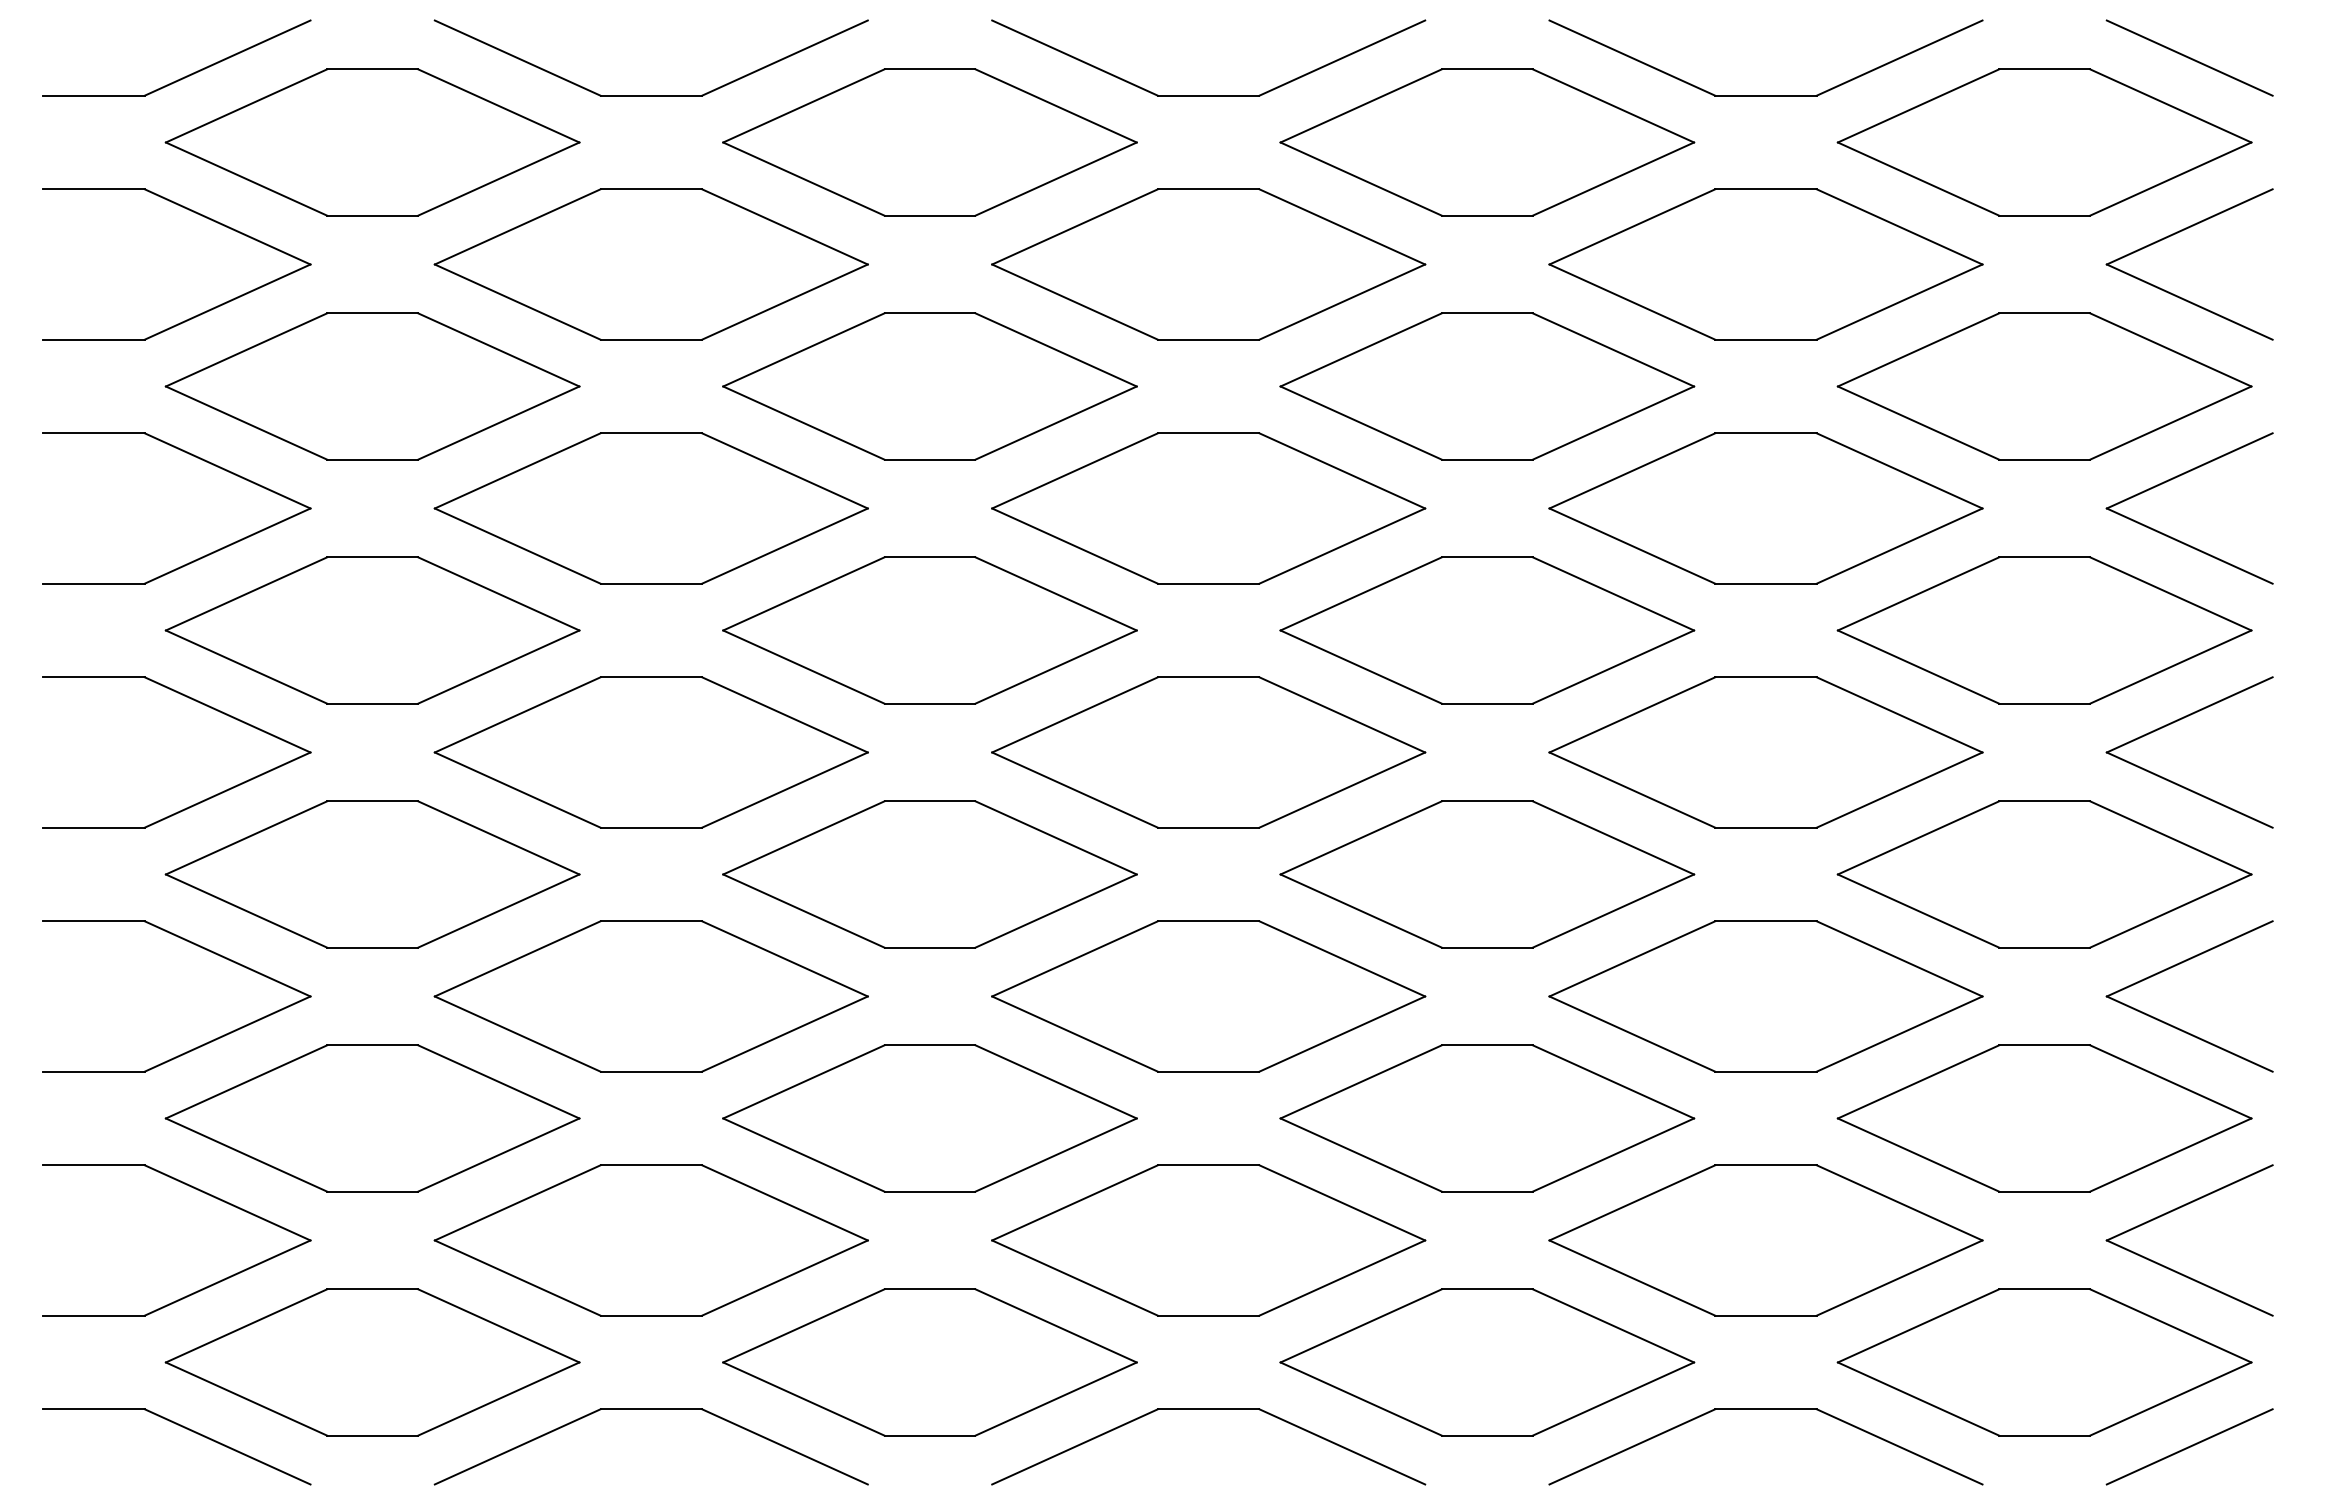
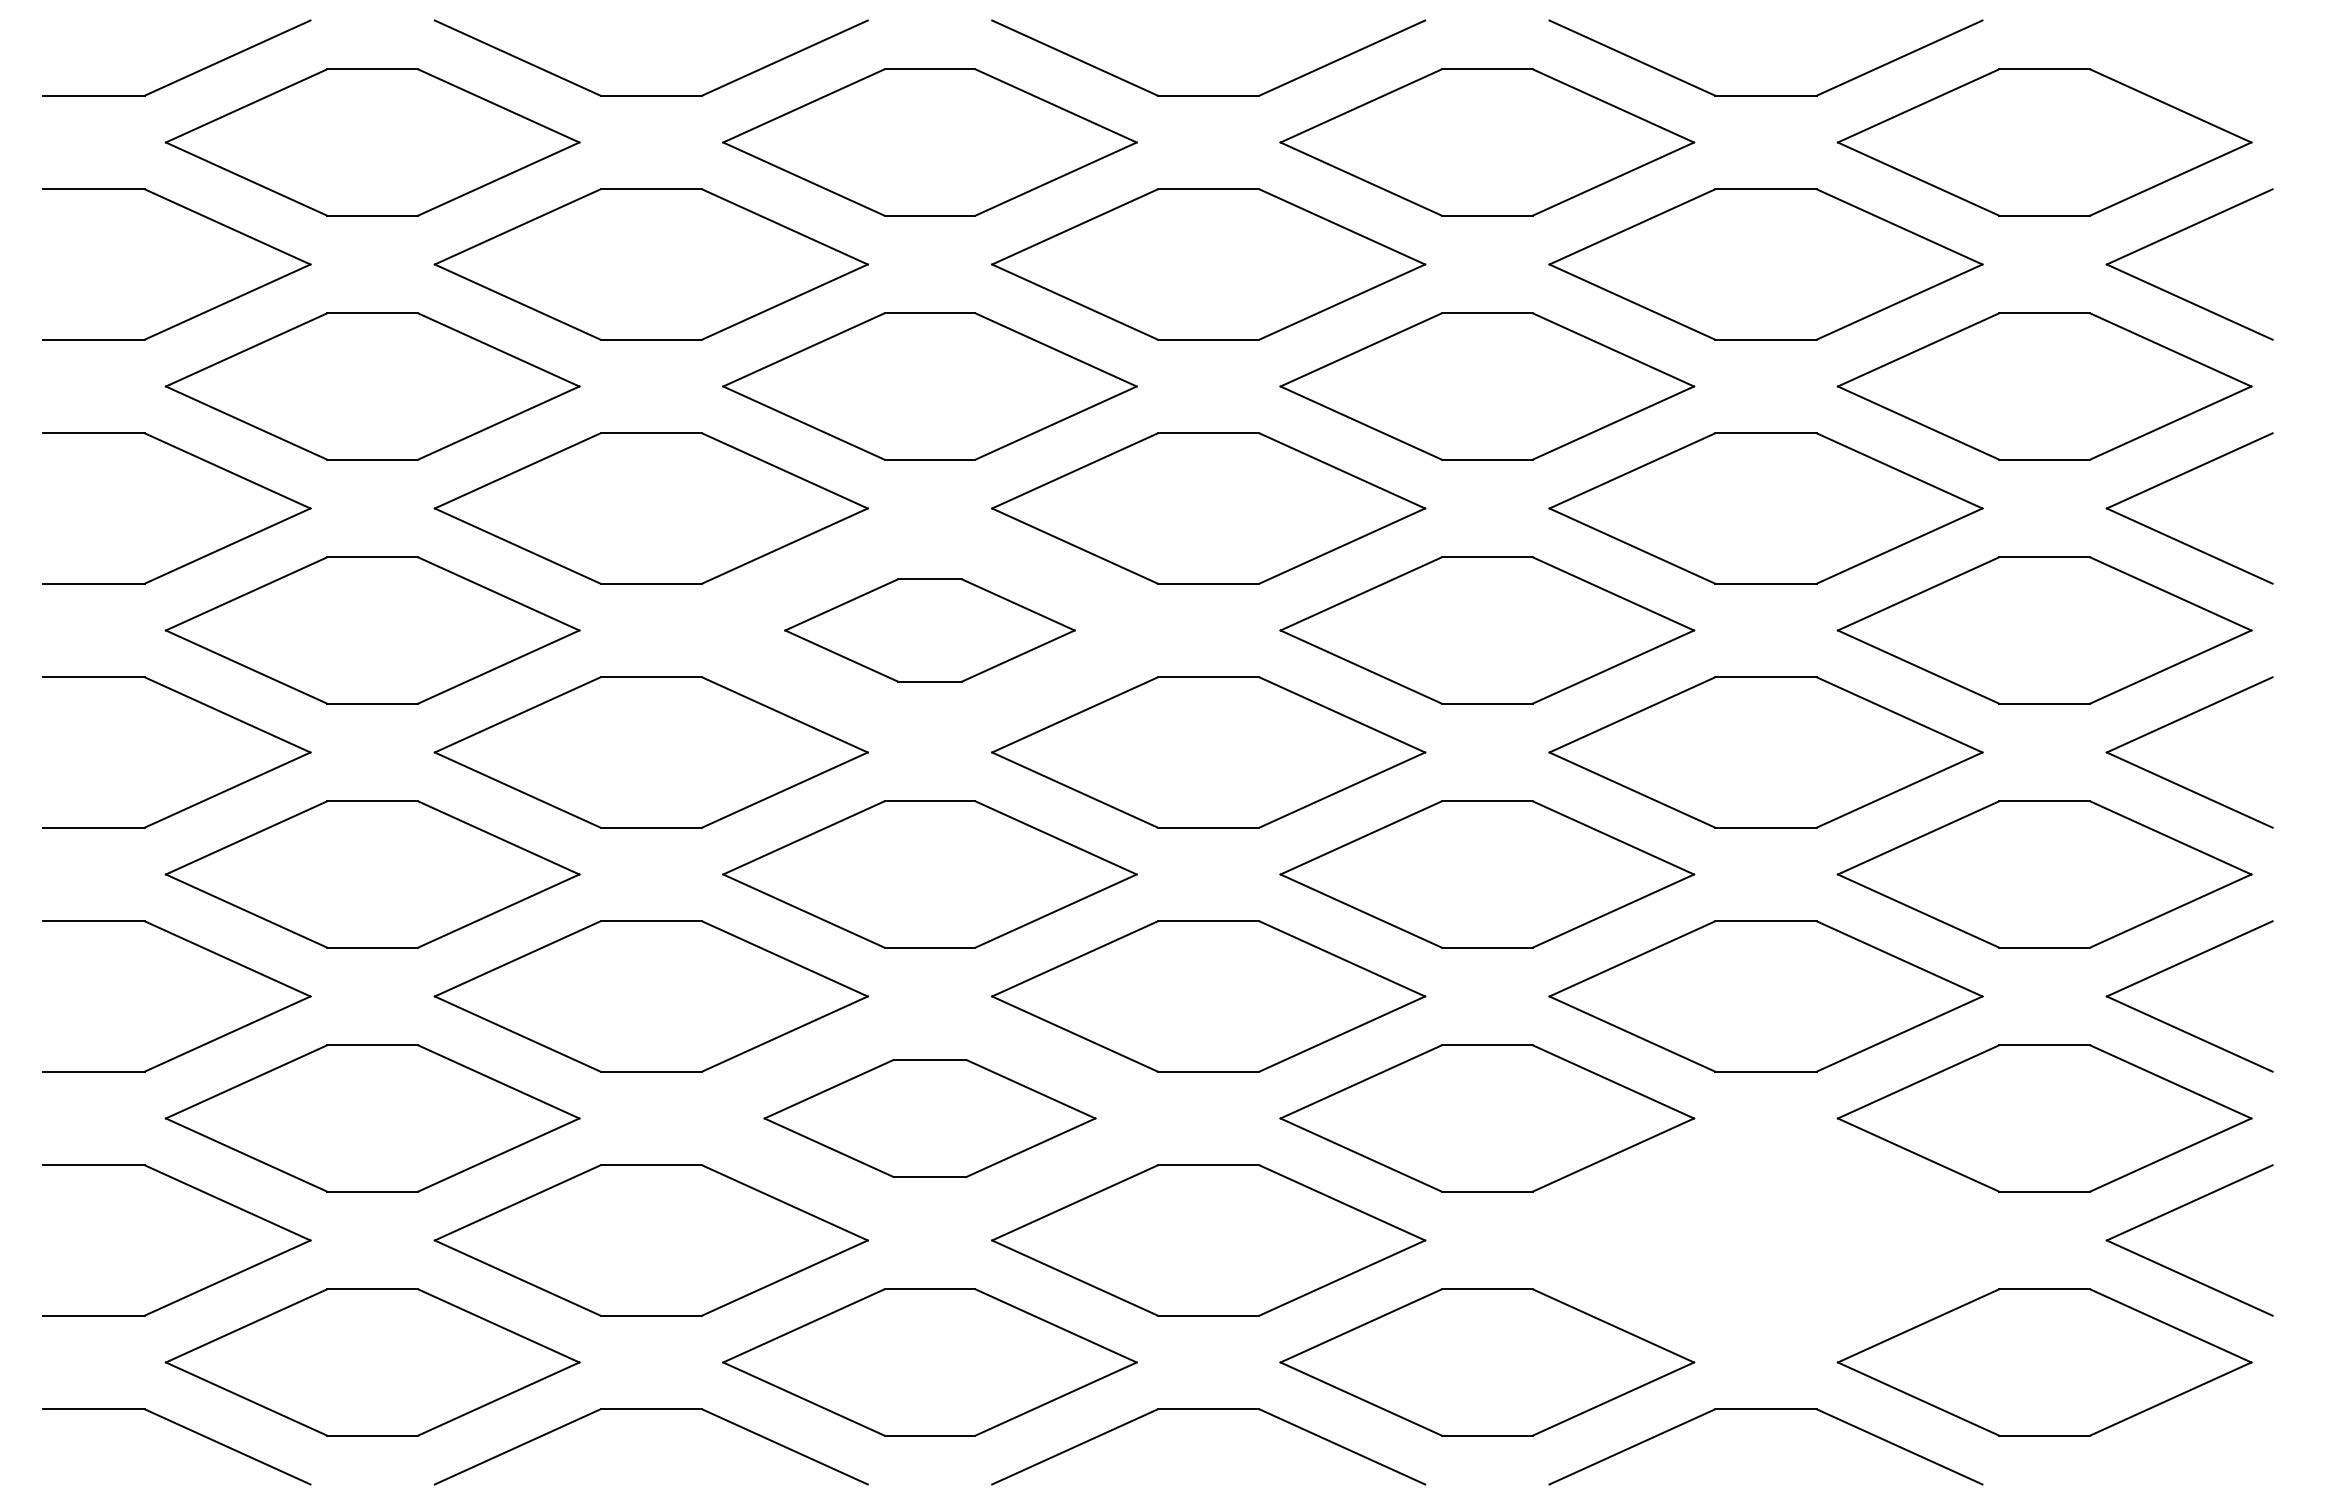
line: present -> none (2189, 57)
part size: 416x149 px -> 292x105 px (929, 630)
part size: 416x149 px -> 334x119 px (929, 1118)
part: present -> none (1765, 1240)
line: present -> none (2189, 1446)
